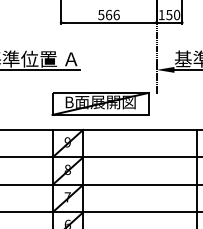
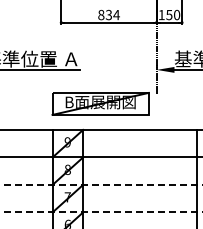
text: 566 -> 834 (108, 14)
line: solid -> dashed (102, 184)
line: solid -> dashed (102, 212)
